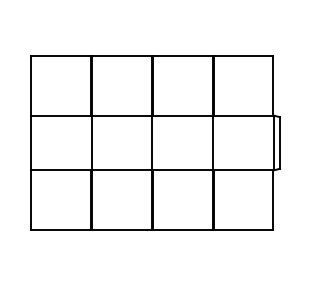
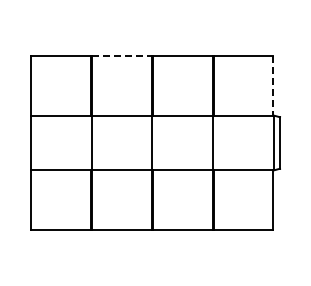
line: solid -> dashed (122, 55)
line: solid -> dashed (273, 86)
